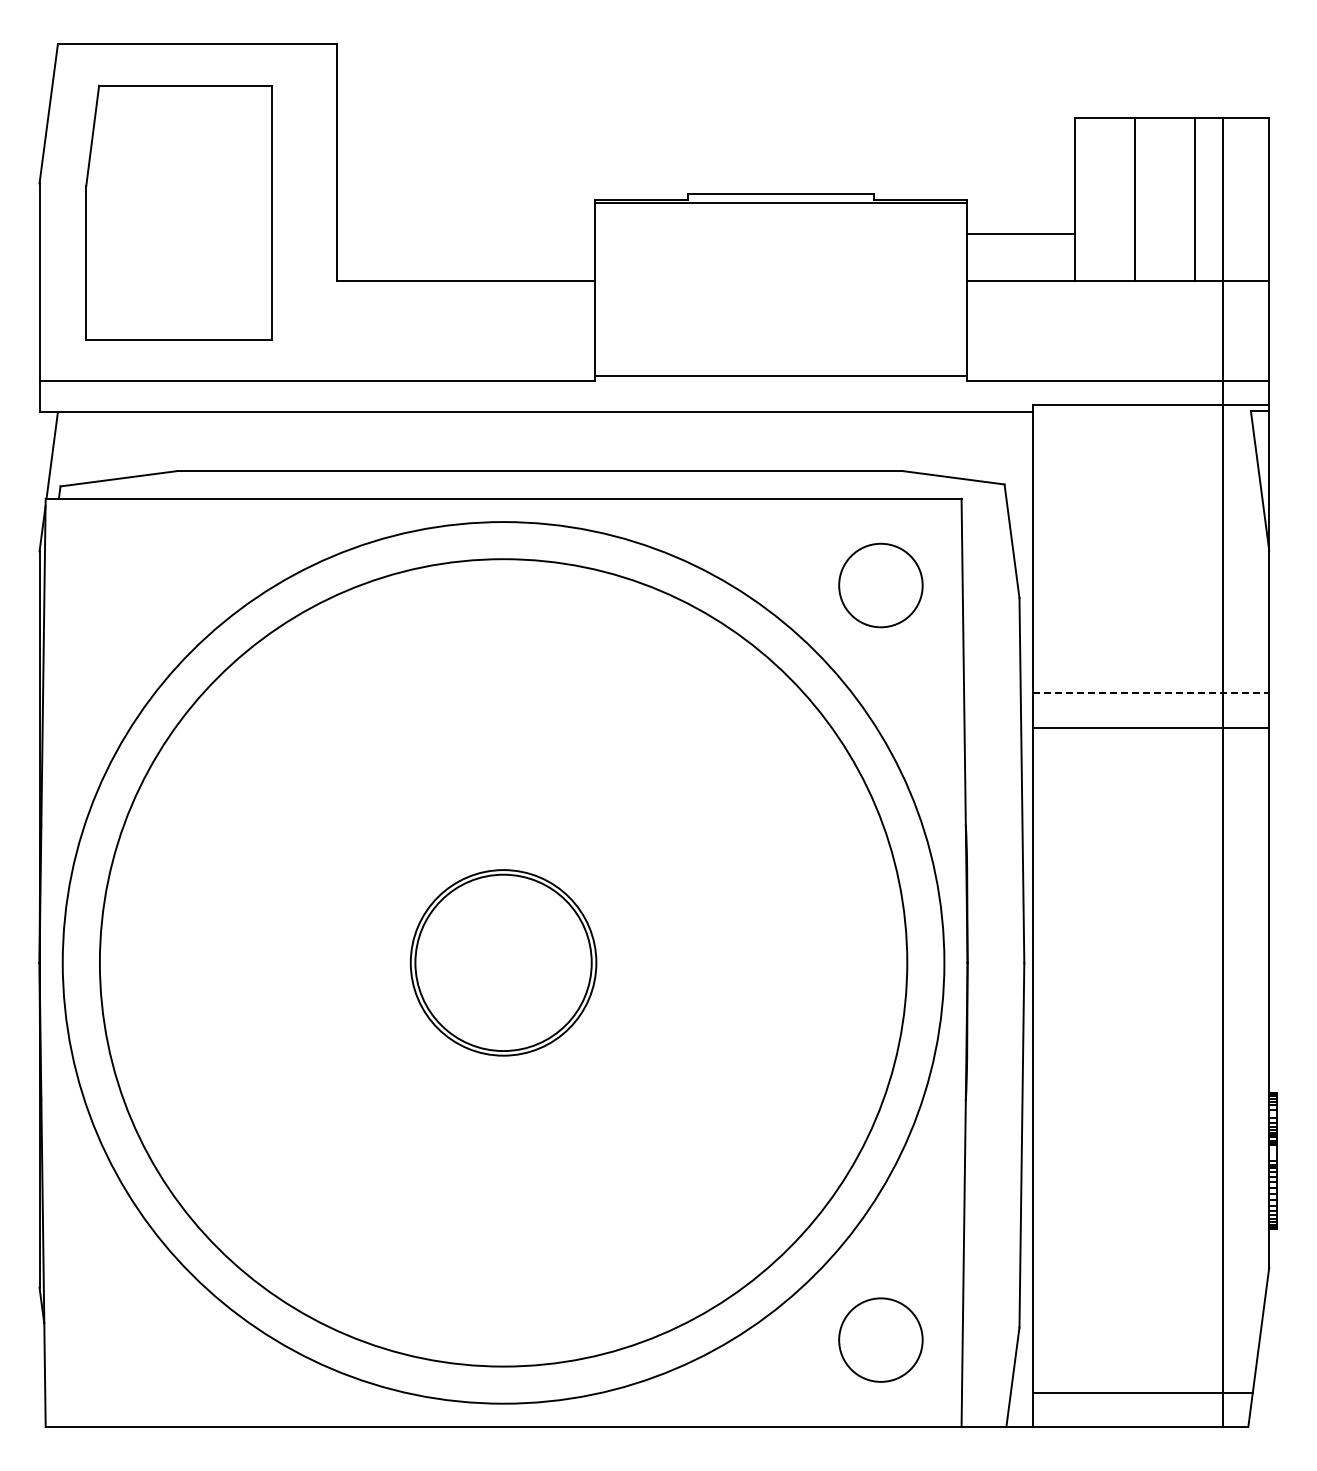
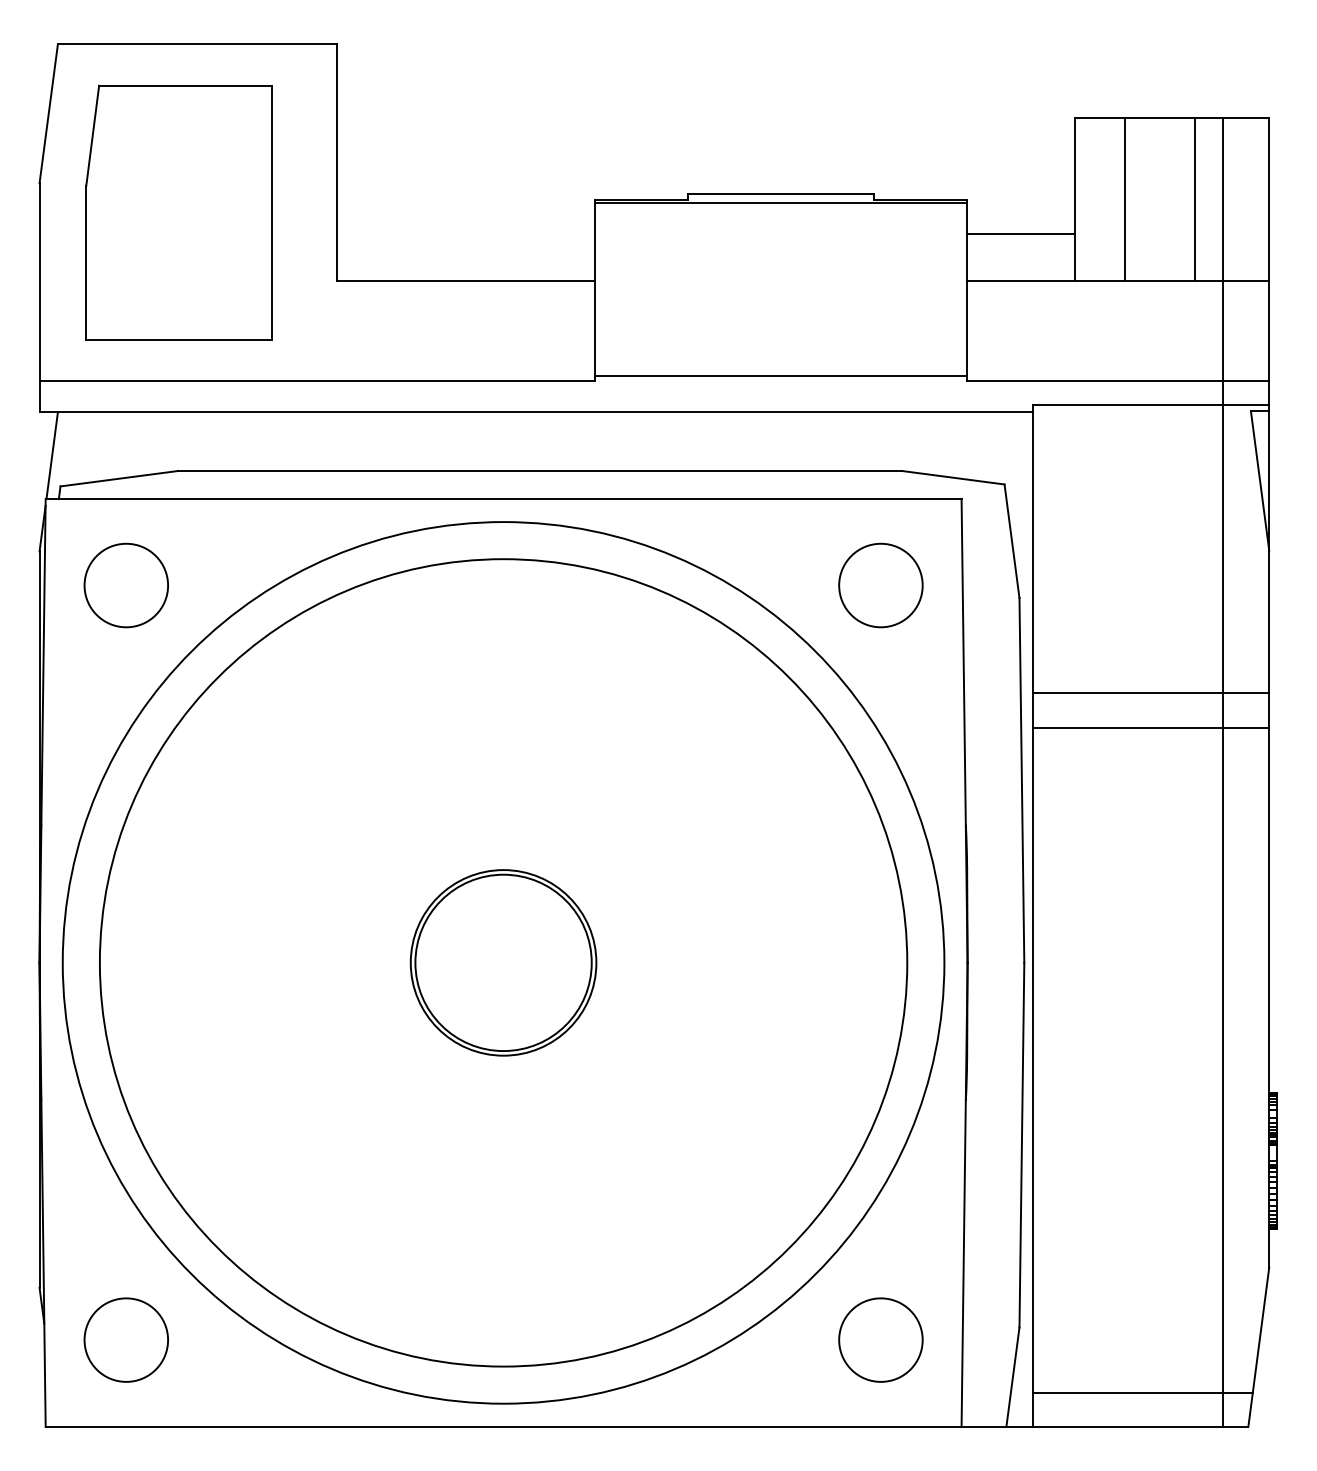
line position: (1135, 199) -> (1125, 199) (1125, 199)
circle: none -> present (125, 585)
line: dashed -> solid (1151, 693)
circle: none -> present (125, 1339)
